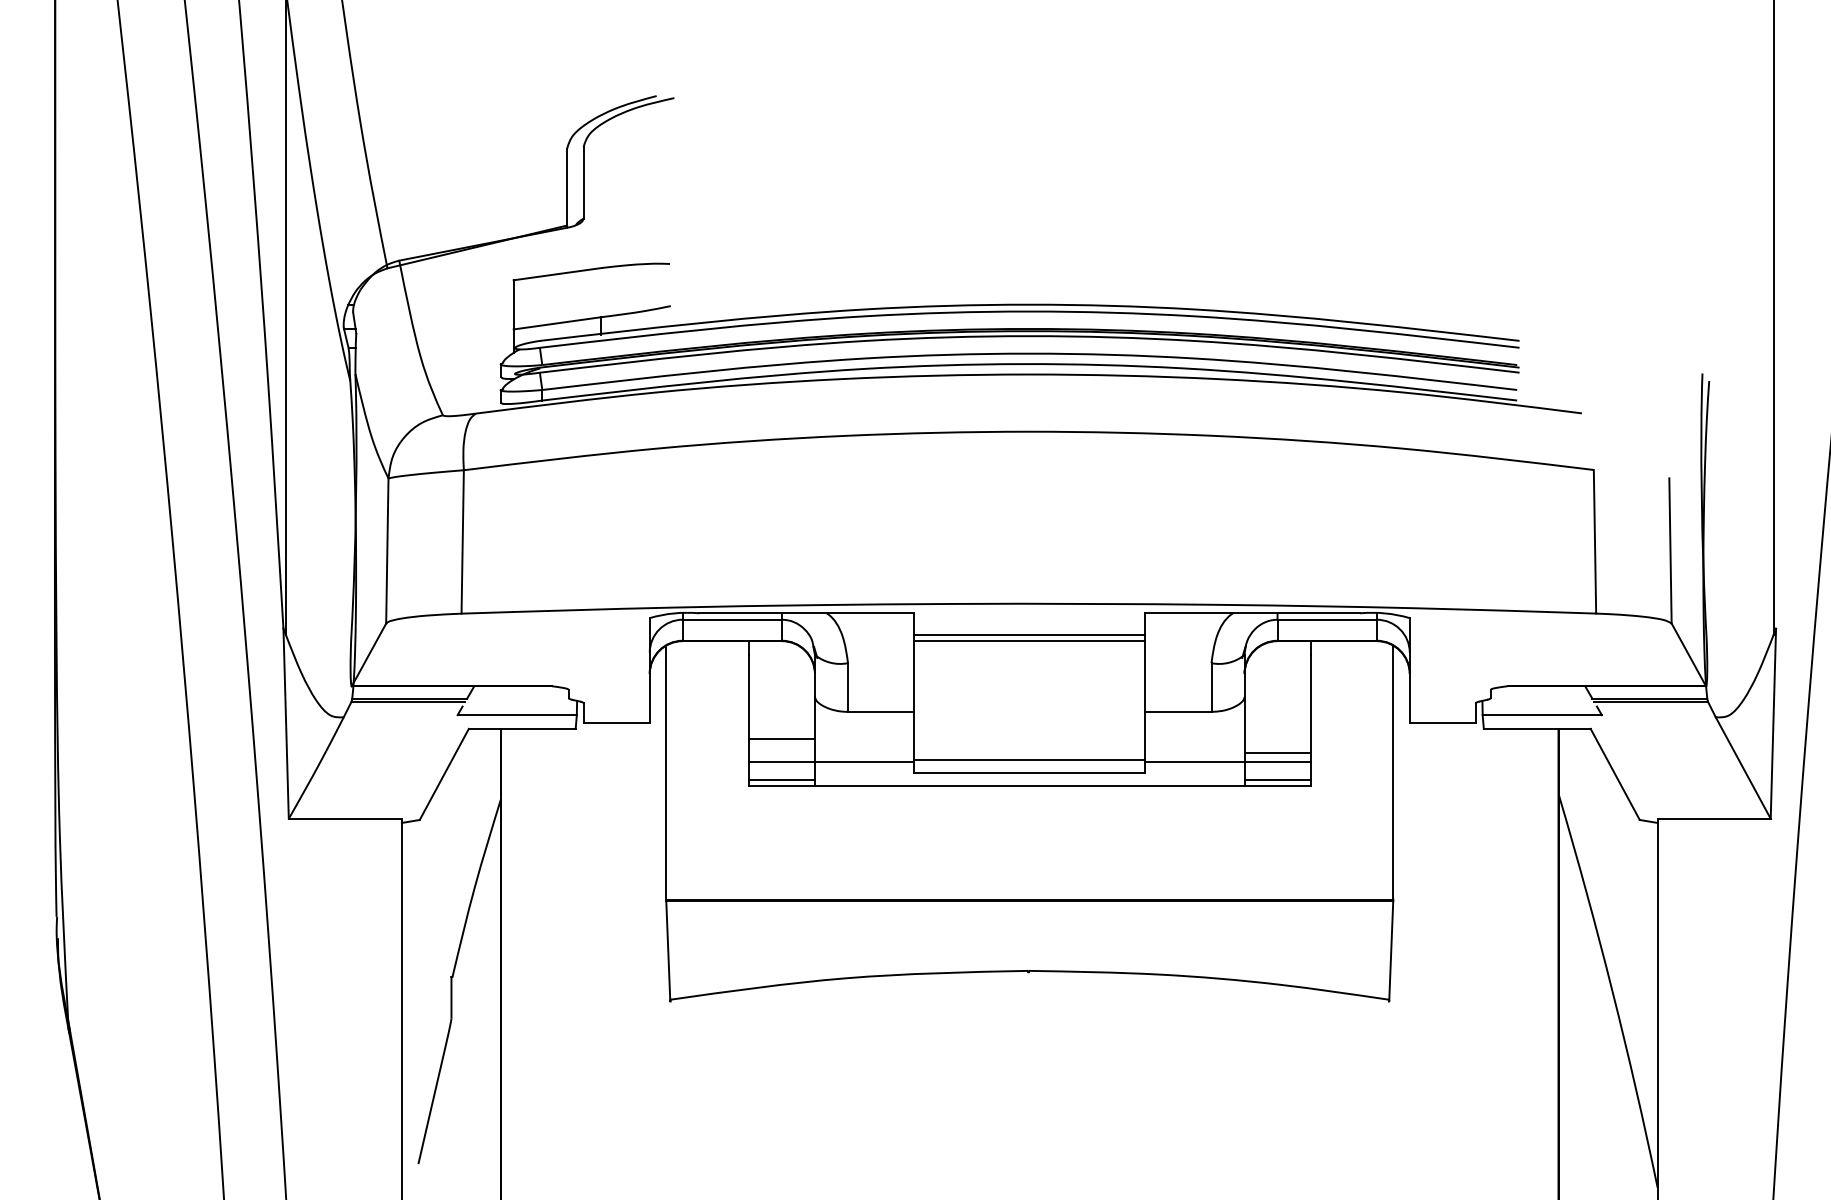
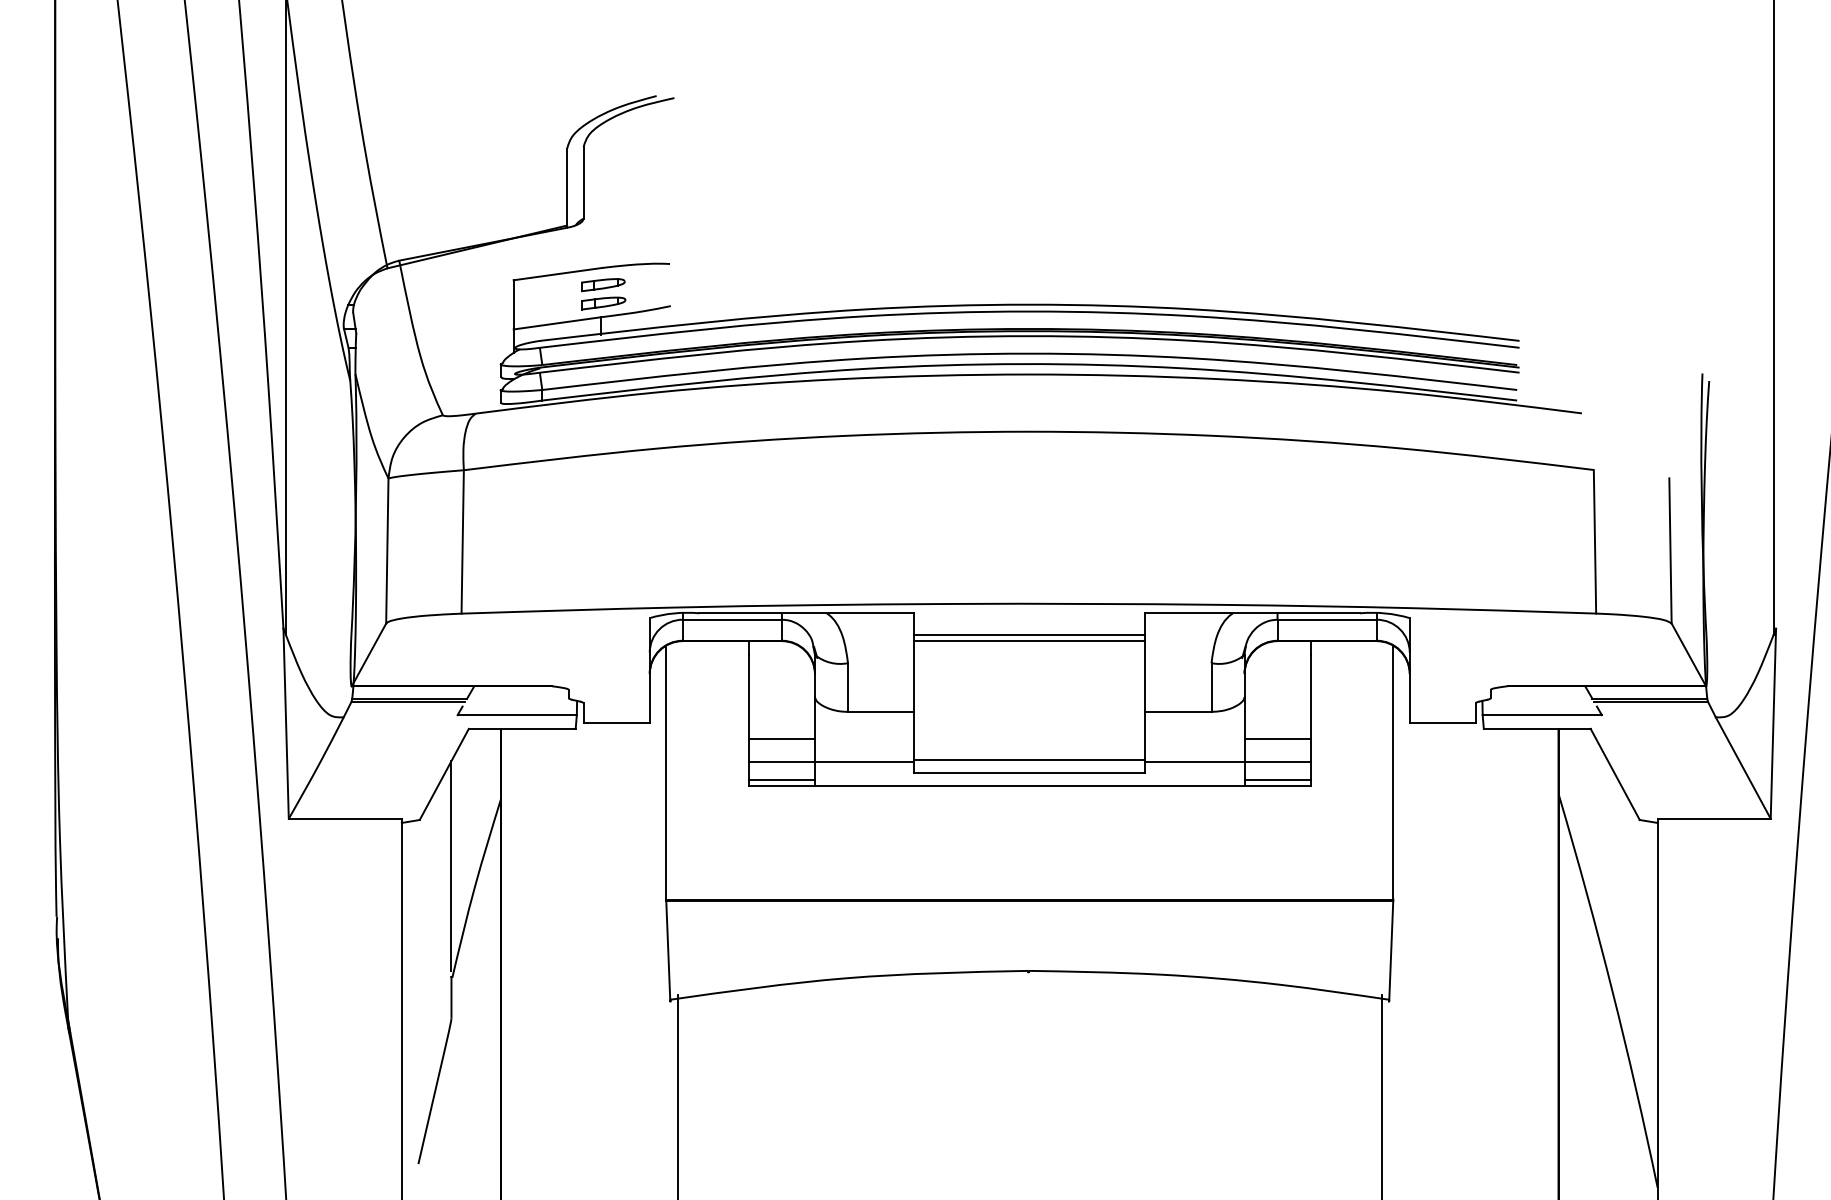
part: none -> present (603, 294)
line position: (1277, 753) -> (1277, 739) (1277, 739)
line: none -> present (451, 865)
line: none -> present (677, 1095)
line: none -> present (1381, 1095)
